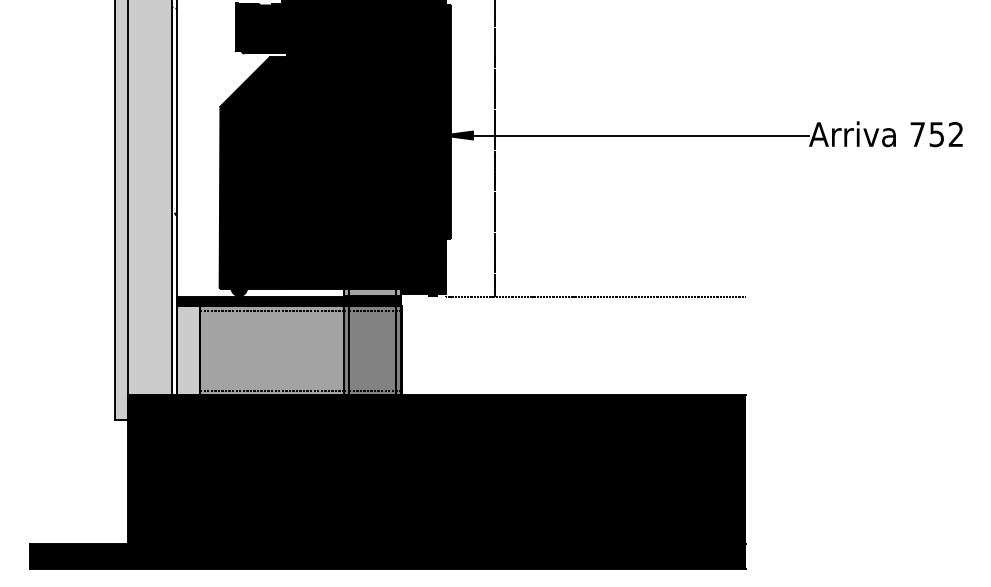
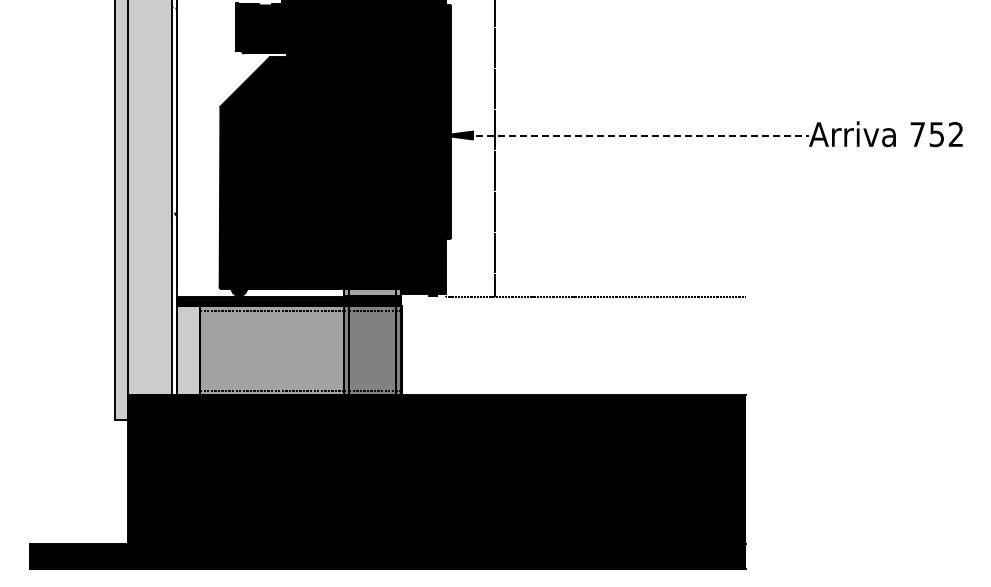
line: solid -> dashed (625, 135)
